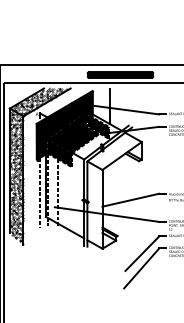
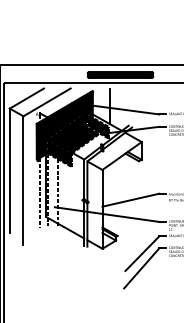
hatch: present -> none (38, 165)
